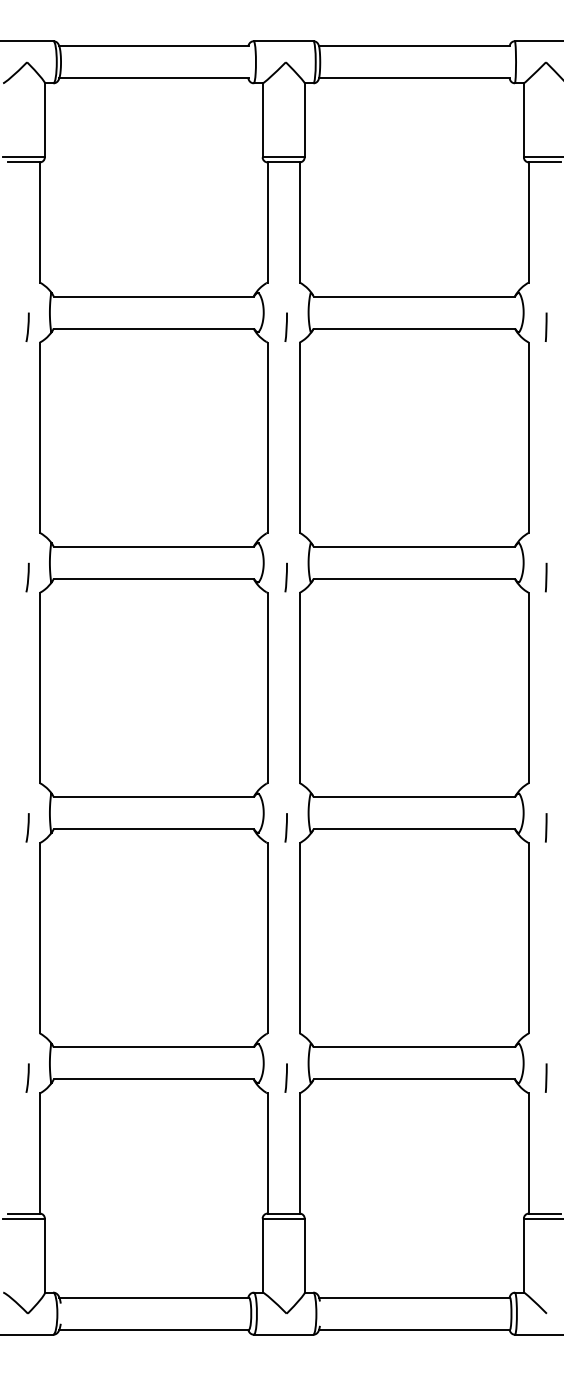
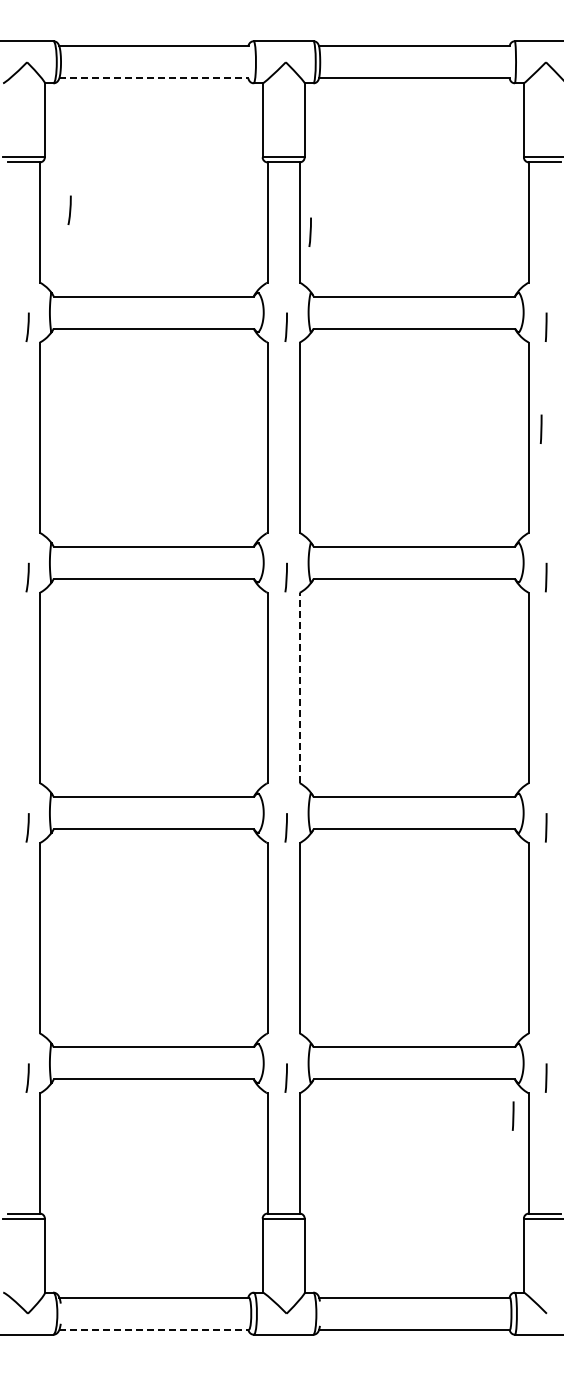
line: solid -> dashed (154, 78)
line: none -> present (69, 209)
line: none -> present (309, 231)
line: none -> present (540, 428)
line: solid -> dashed (299, 687)
line: none -> present (512, 1115)
line: solid -> dashed (154, 1329)
